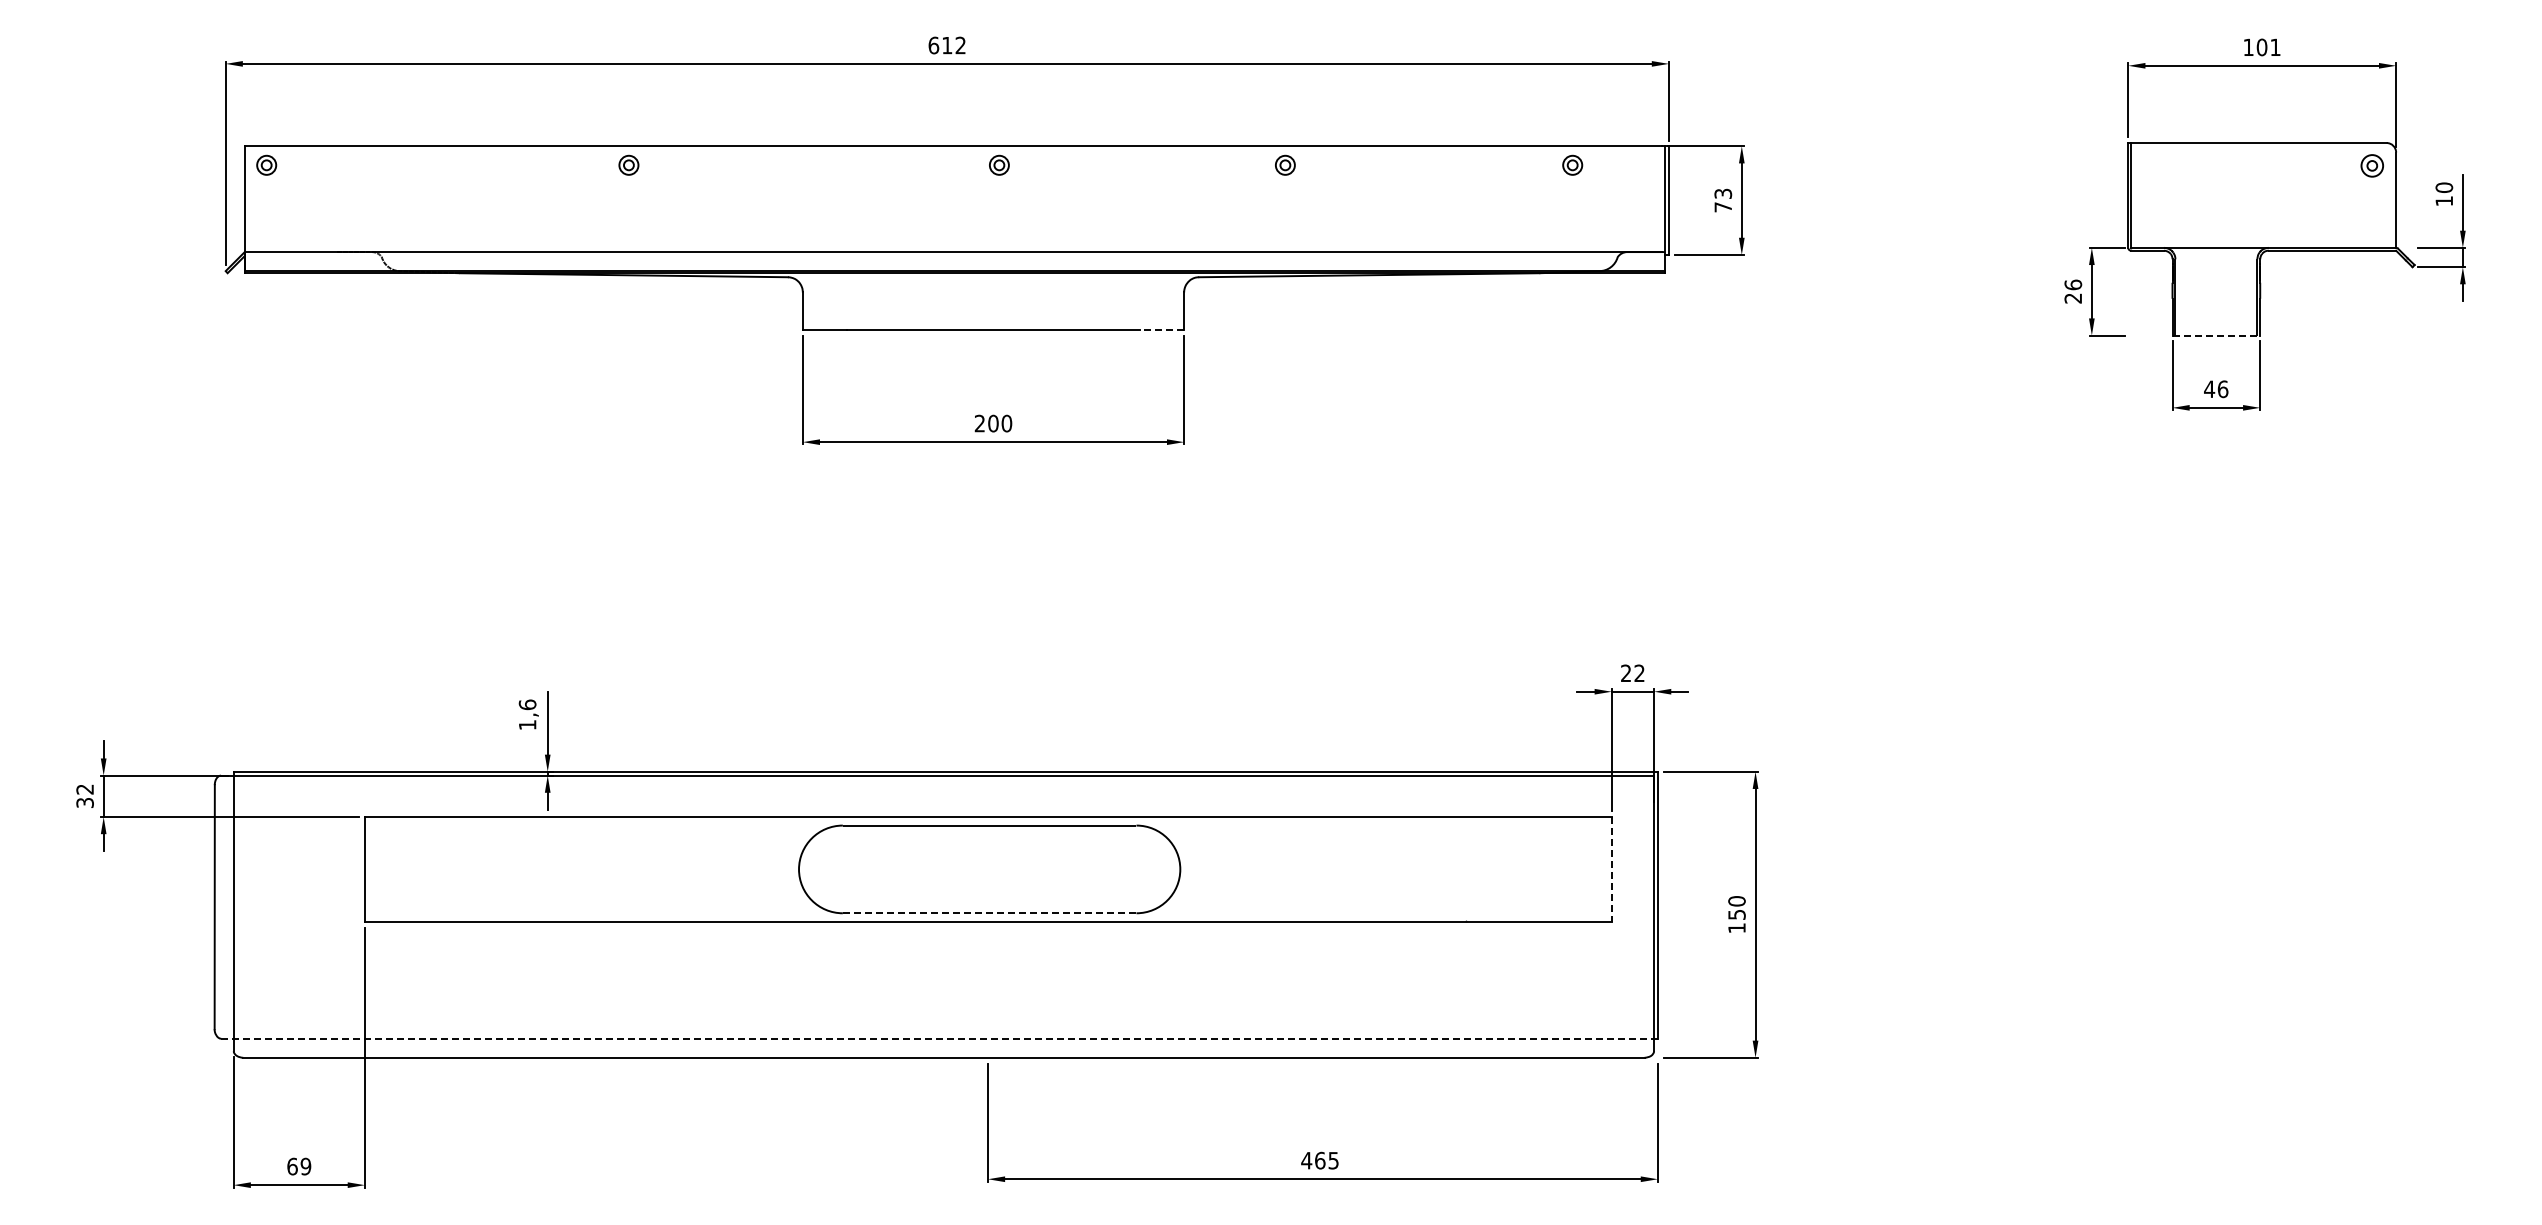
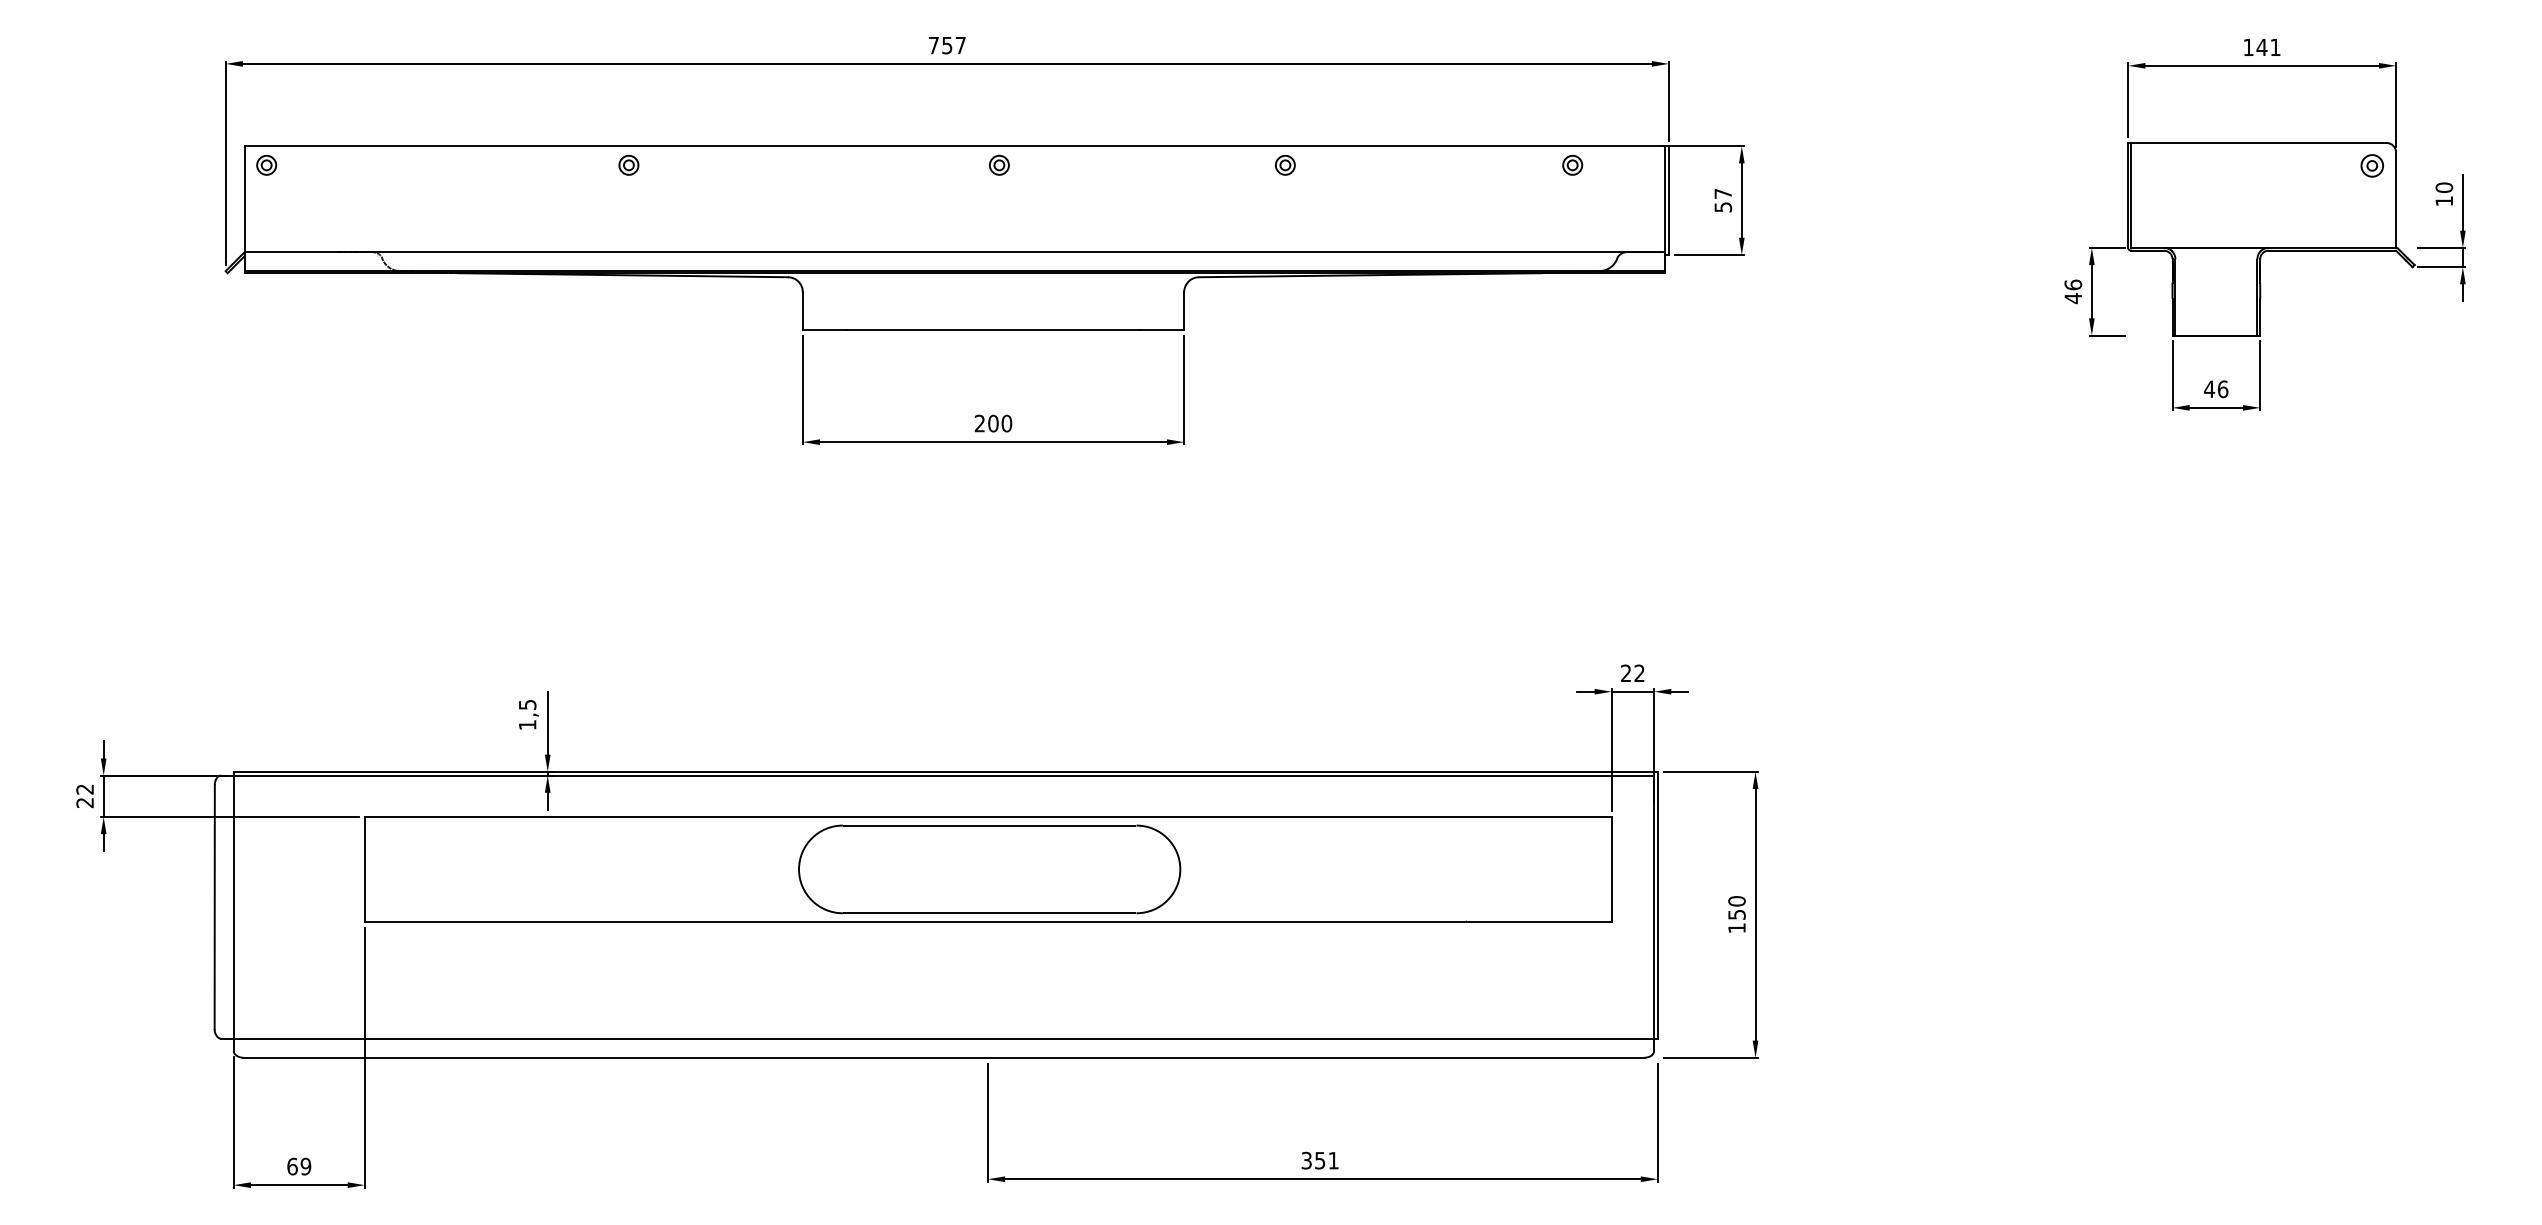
text: 612 -> 757 (946, 45)
text: 101 -> 141 (2261, 47)
text: 73 -> 57 (1723, 200)
text: 26 -> 46 (2072, 298)
line: dashed -> solid (1162, 330)
line: dashed -> solid (2216, 335)
text: 1,6 -> 1,5 (527, 704)
text: 32 -> 22 (84, 802)
line: dashed -> solid (1611, 869)
line: dashed -> solid (989, 913)
line: dashed -> solid (940, 1038)
text: 465 -> 351 (1319, 1160)
